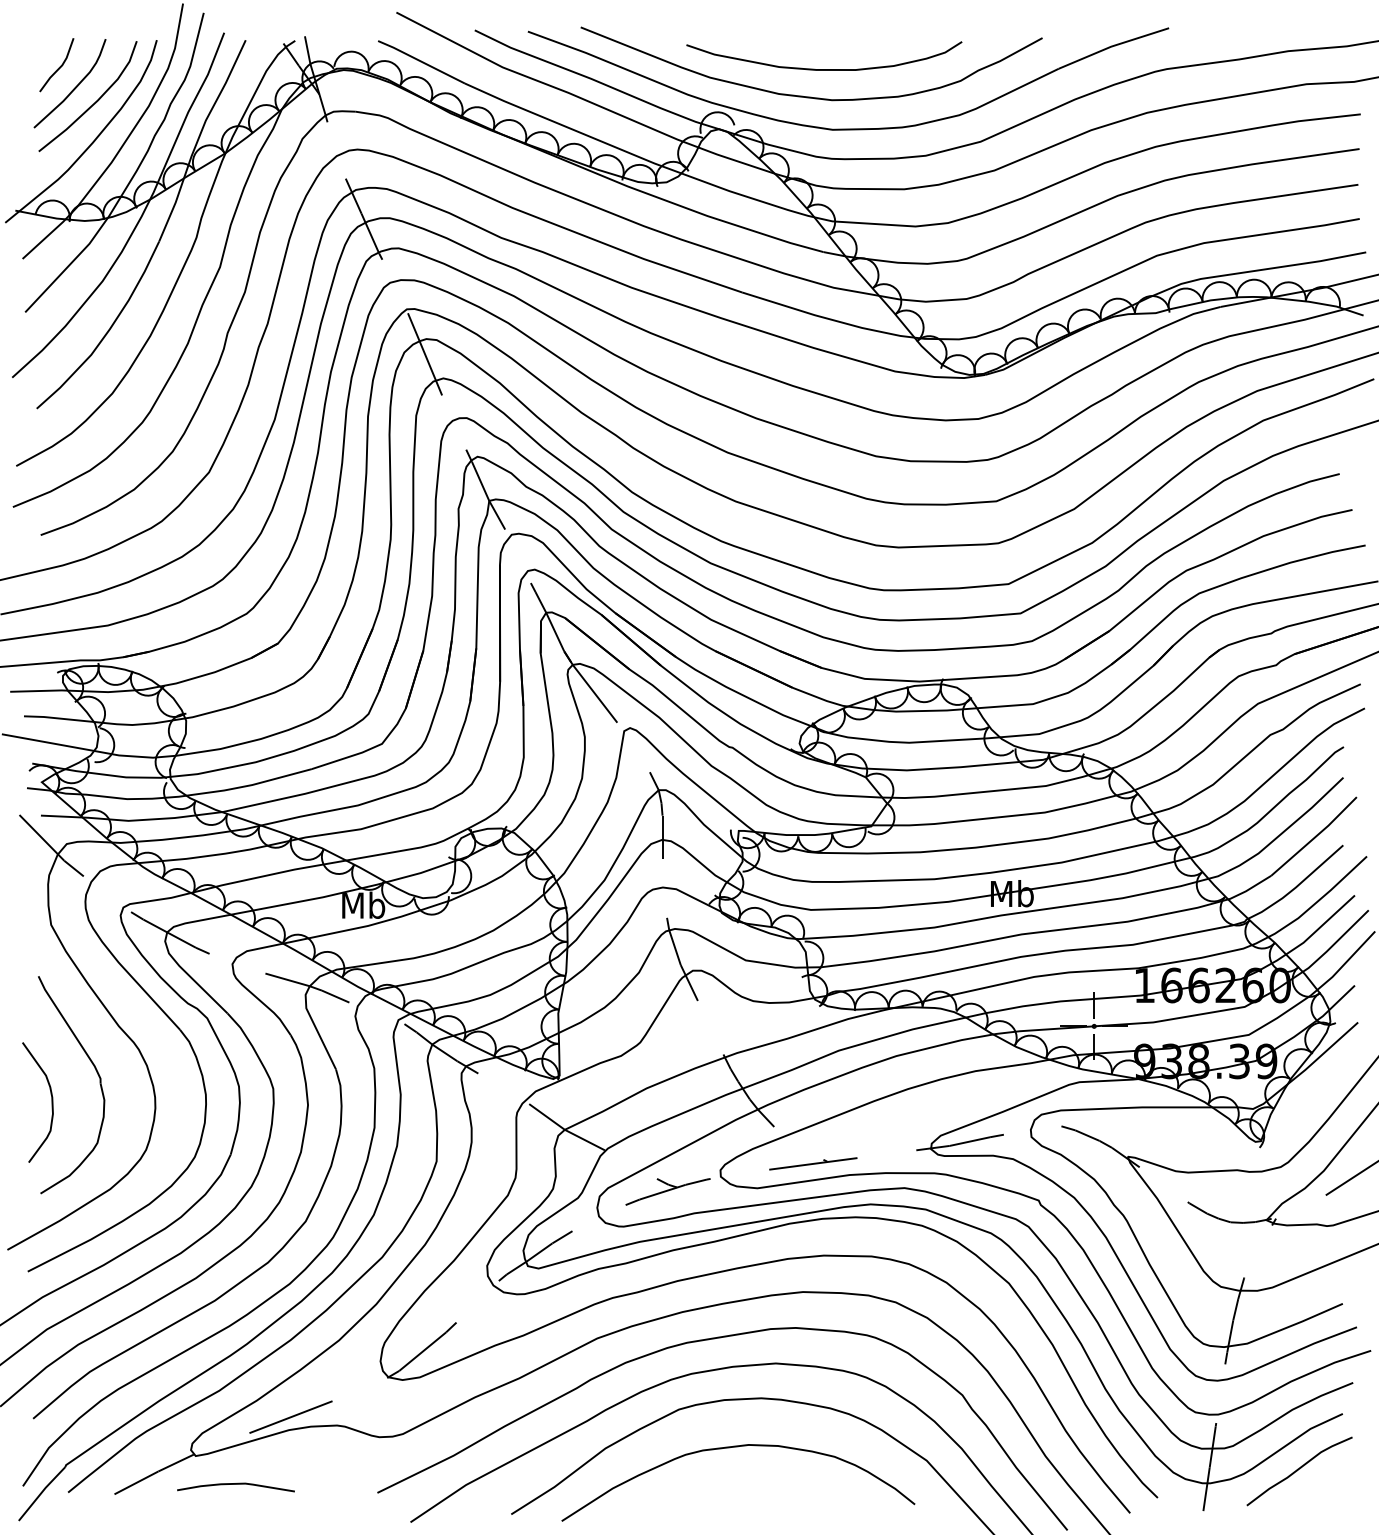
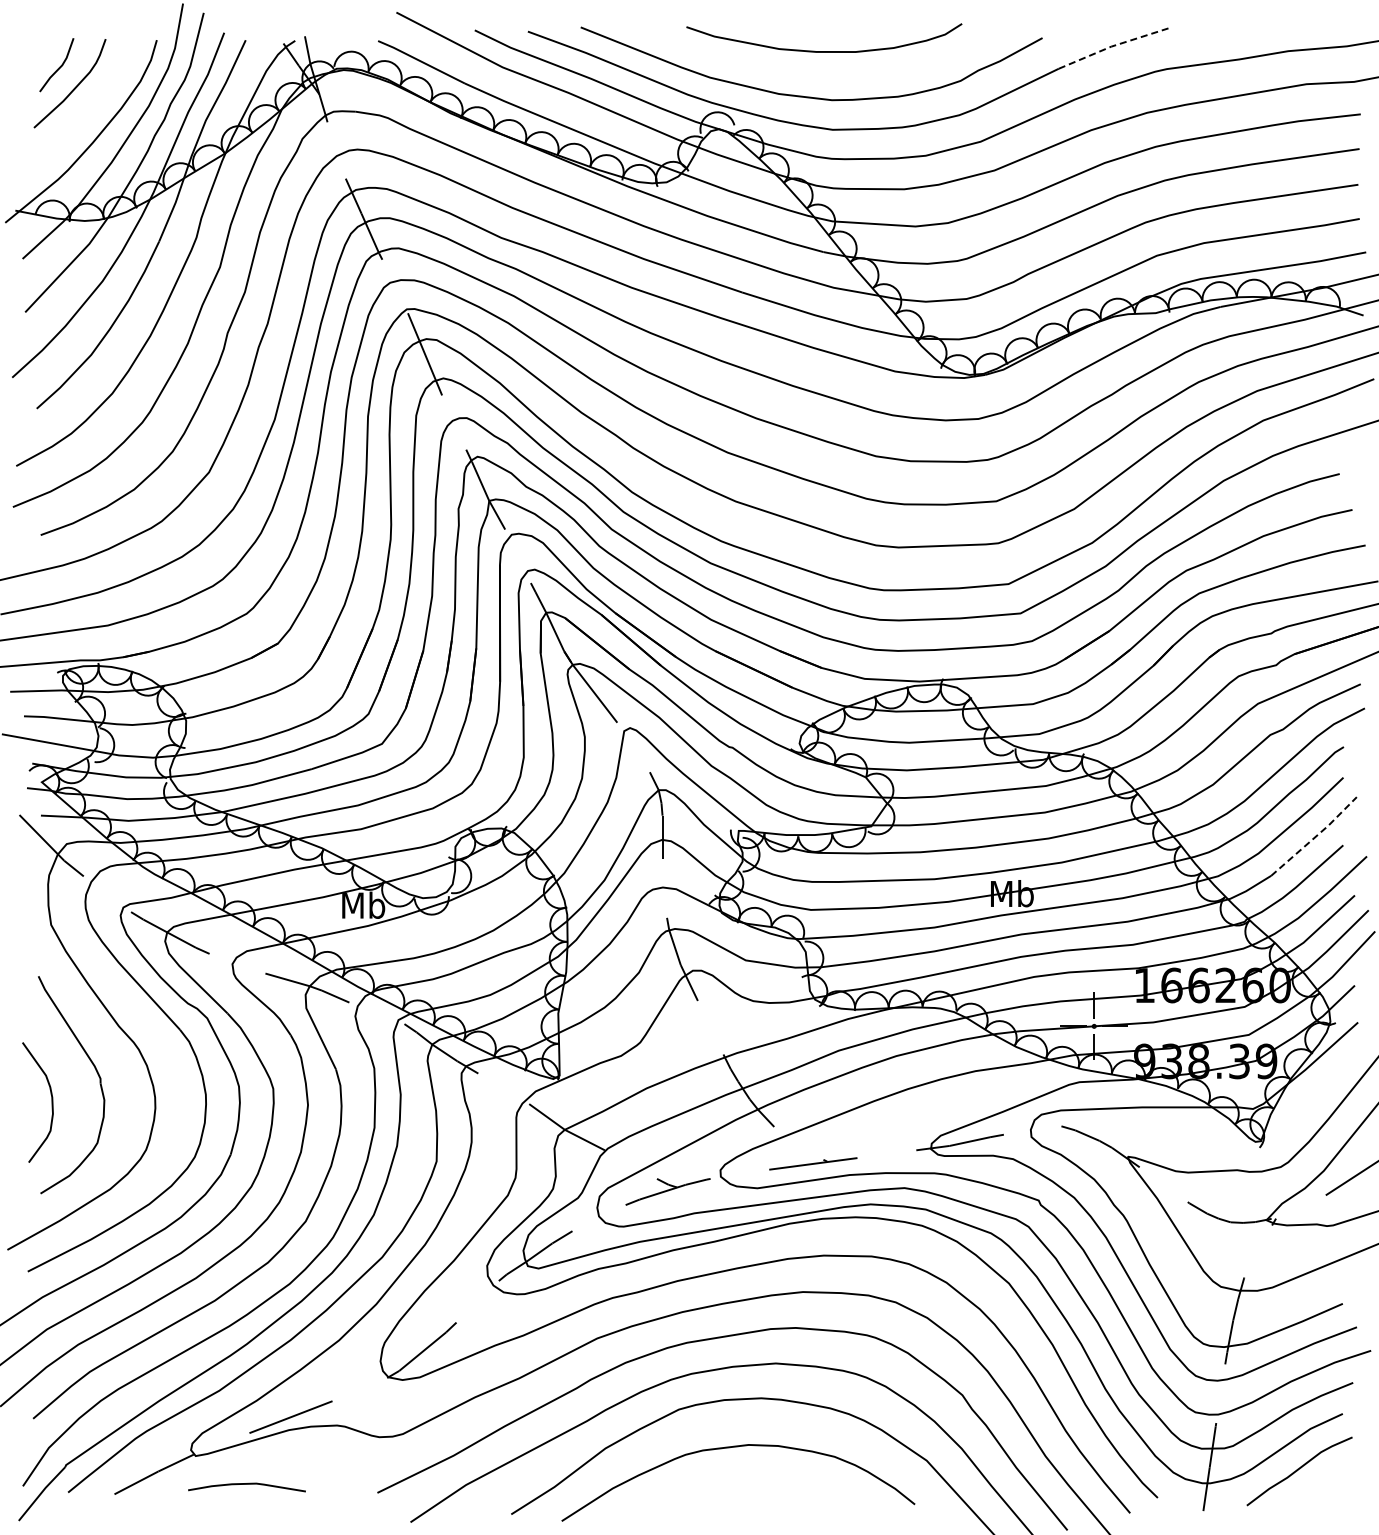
line: solid -> dashed (1113, 46)
curve position: (824, 69) -> (824, 51) (824, 51)
curve: present -> none (94, 102)
line: solid -> dashed (1315, 836)
curve position: (235, 1484) -> (246, 1484) (246, 1484)
